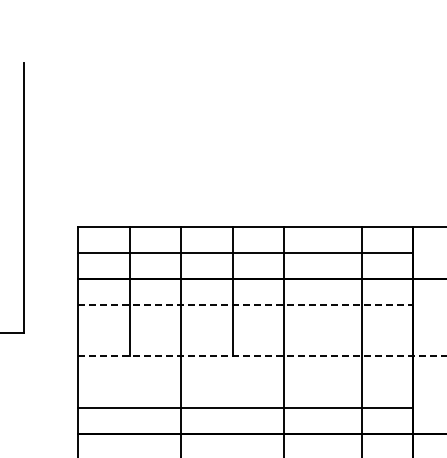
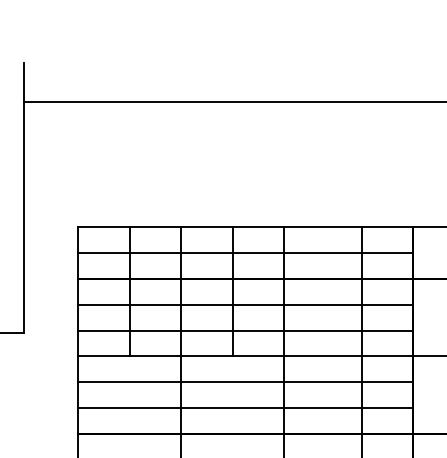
line: none -> present (233, 102)
line: dashed -> solid (245, 304)
line: none -> present (245, 330)
line: dashed -> solid (262, 356)
line: none -> present (245, 382)
